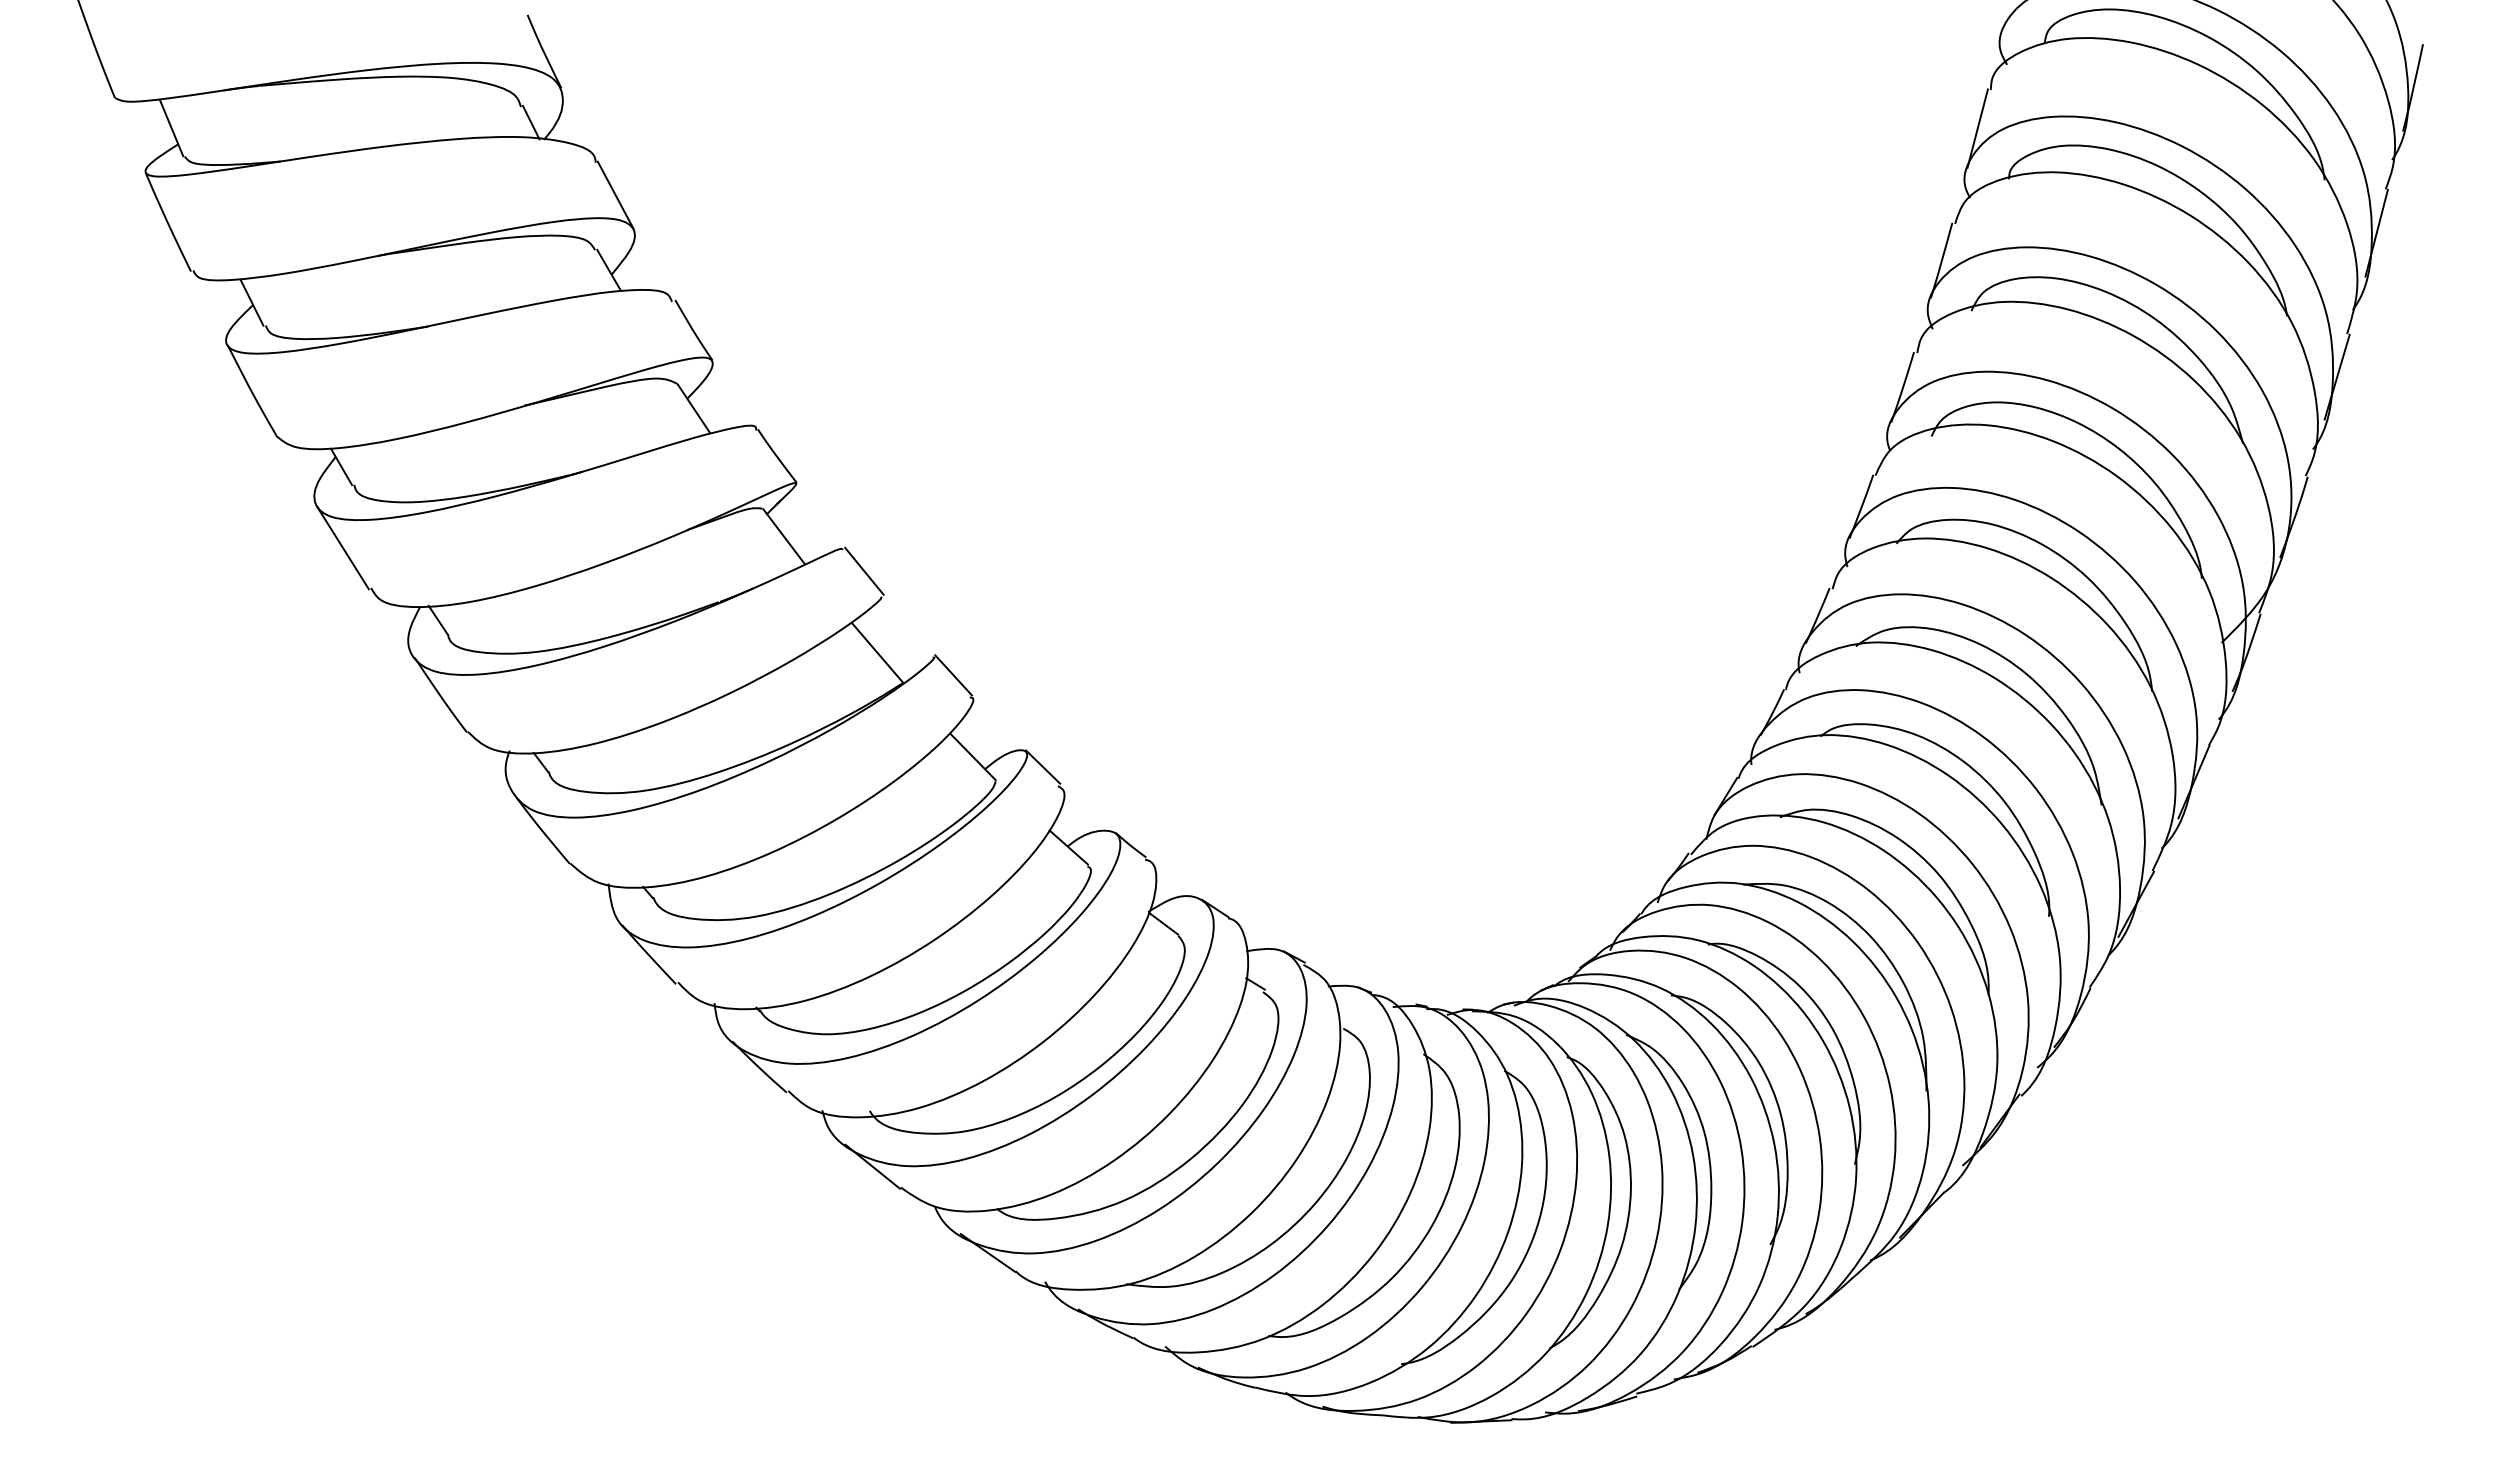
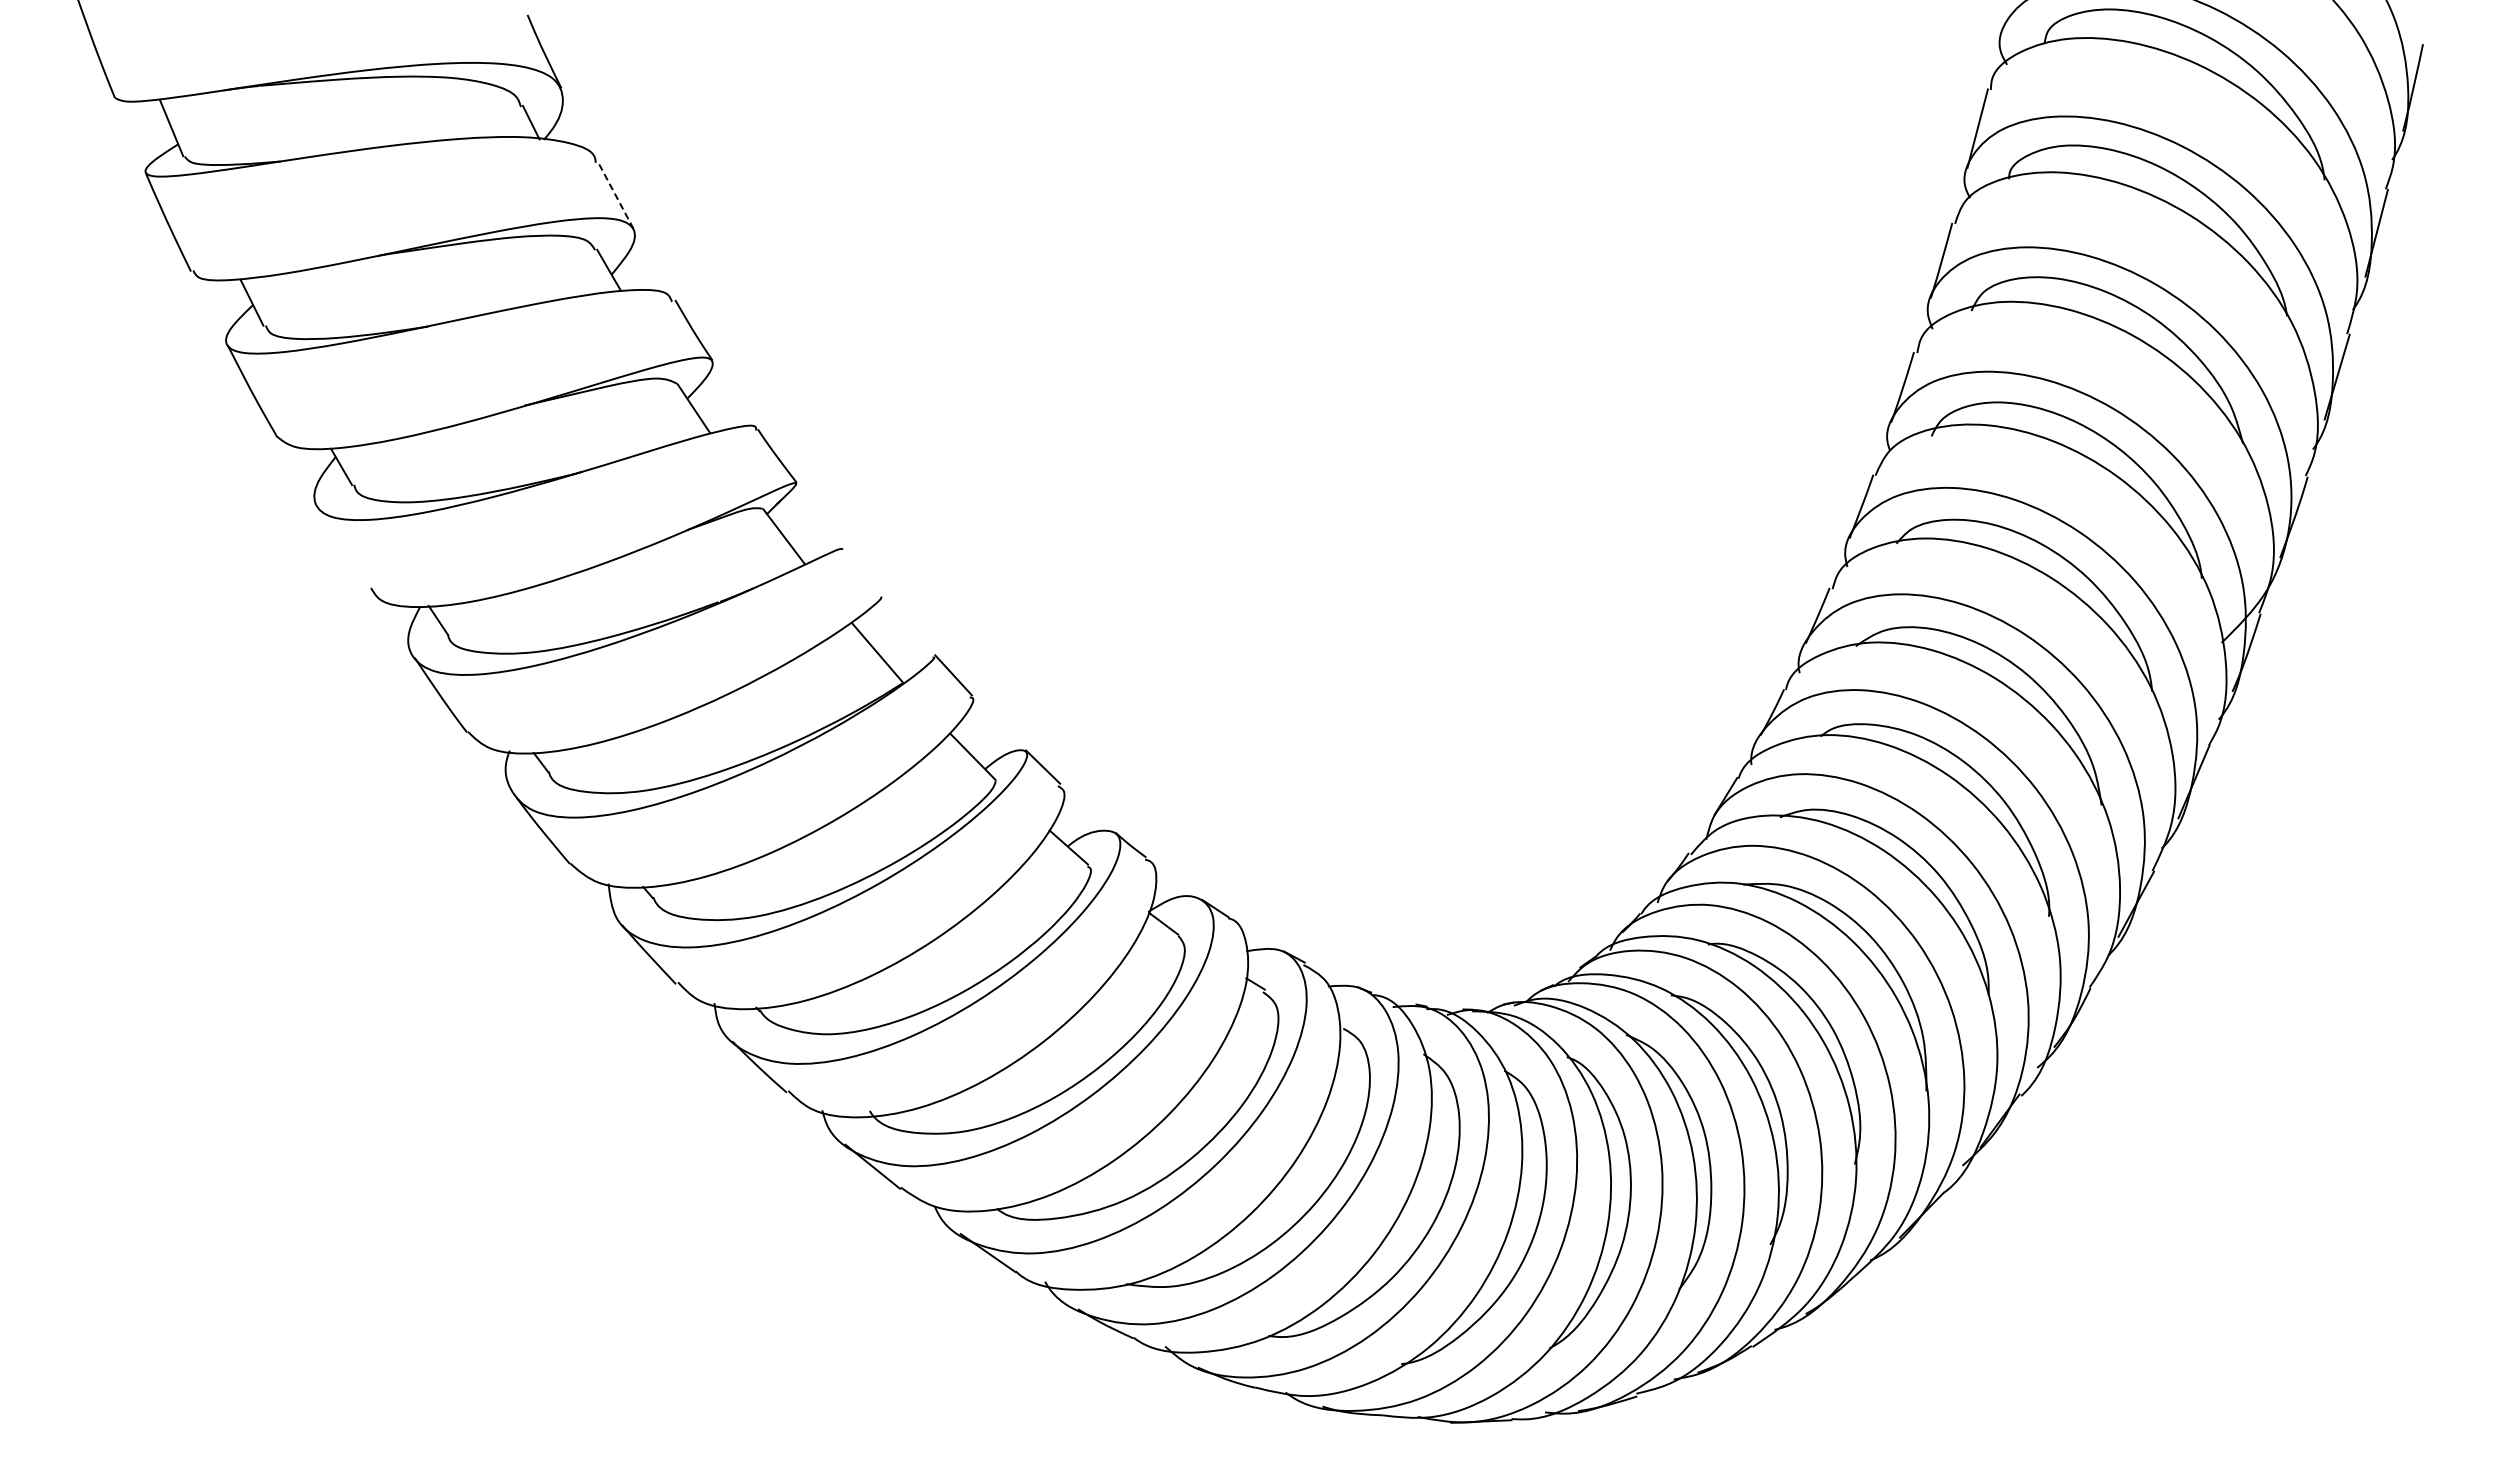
line: solid -> dashed (615, 194)
line: present -> none (342, 548)
line: present -> none (864, 570)
